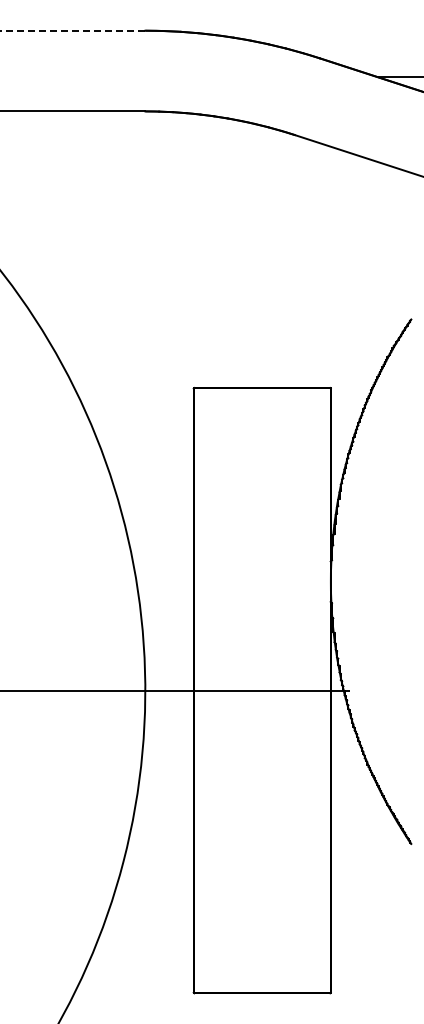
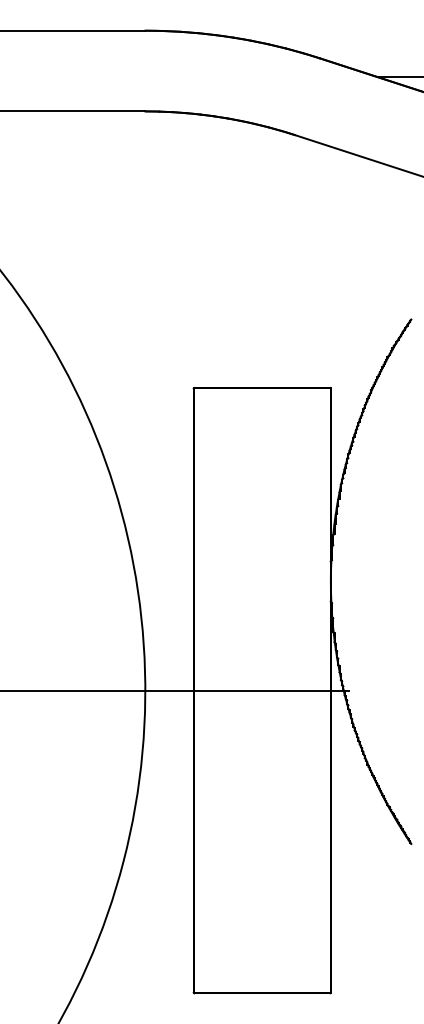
line: dashed -> solid (72, 30)
